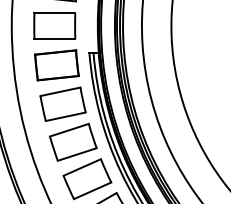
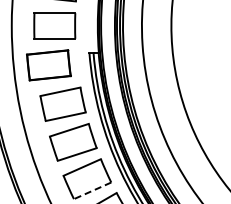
part position: (56, 65) -> (48, 65) (48, 65)
line: solid -> dashed (92, 191)
